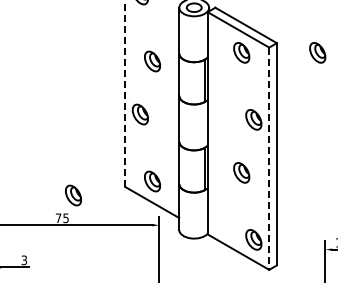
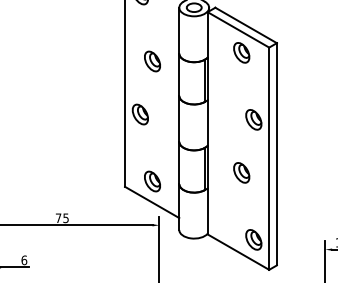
part: present -> none (317, 52)
line: dashed -> solid (125, 93)
line: dashed -> solid (269, 159)
part: present -> none (73, 195)
text: 3 -> 6 (24, 260)
